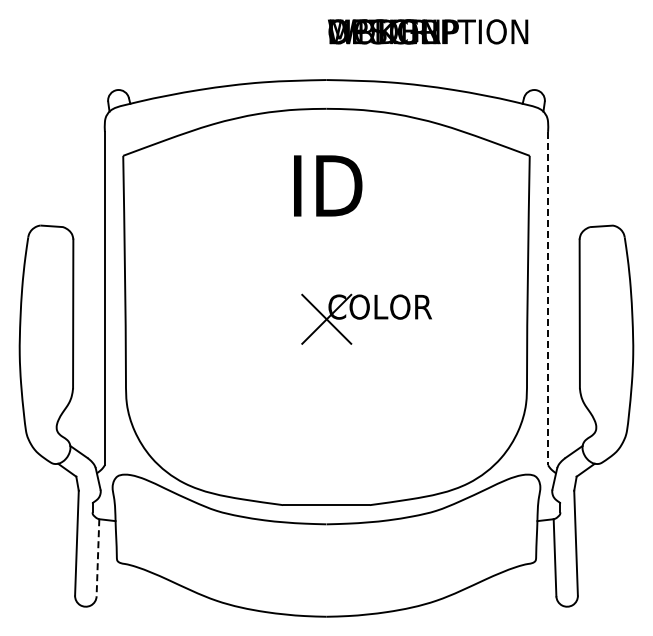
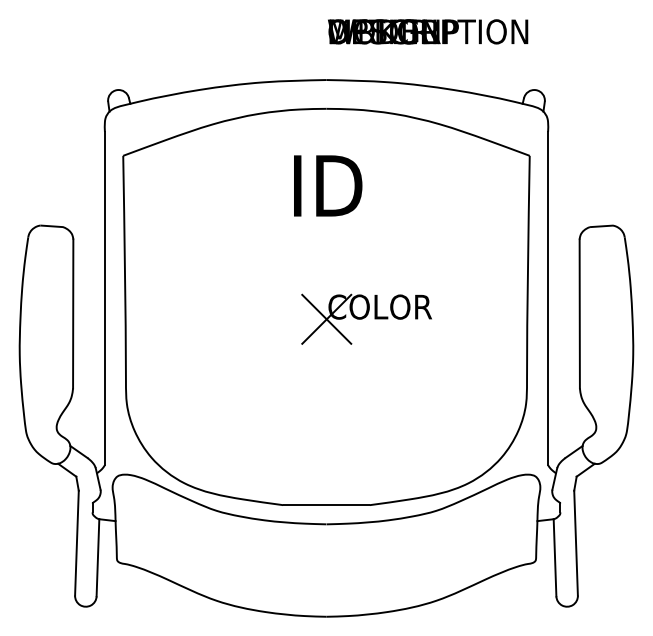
line: dashed -> solid (548, 298)
line: dashed -> solid (97, 557)
